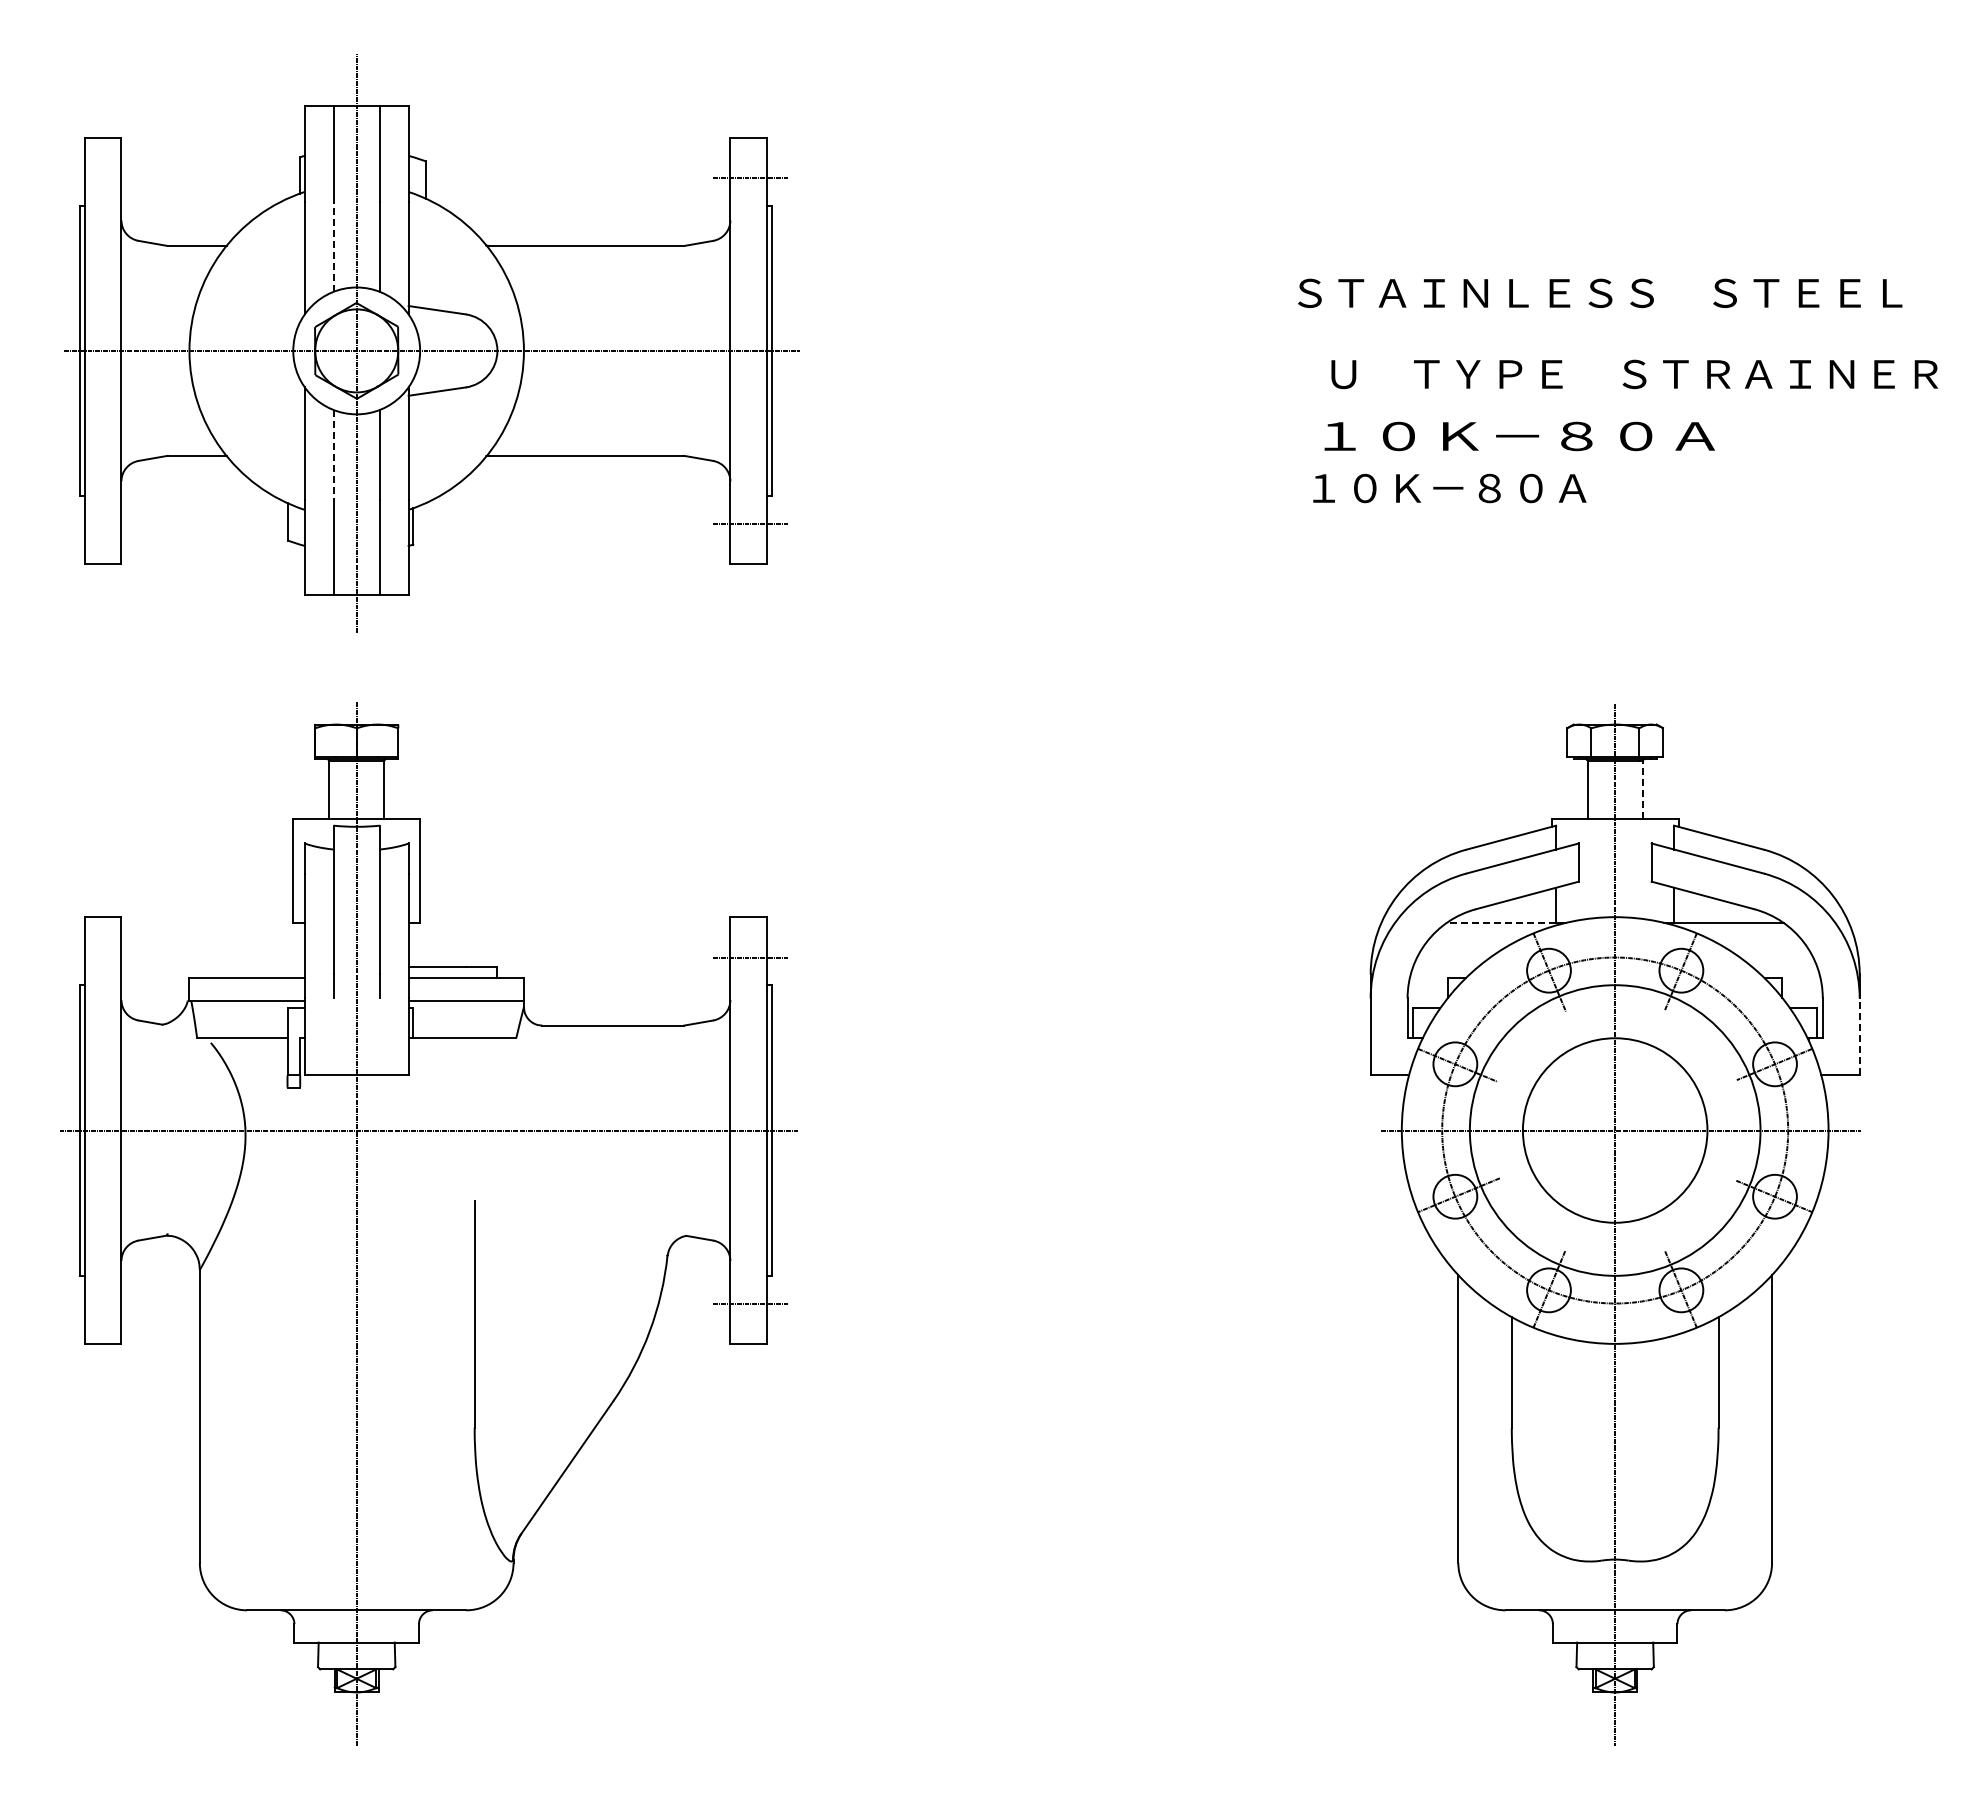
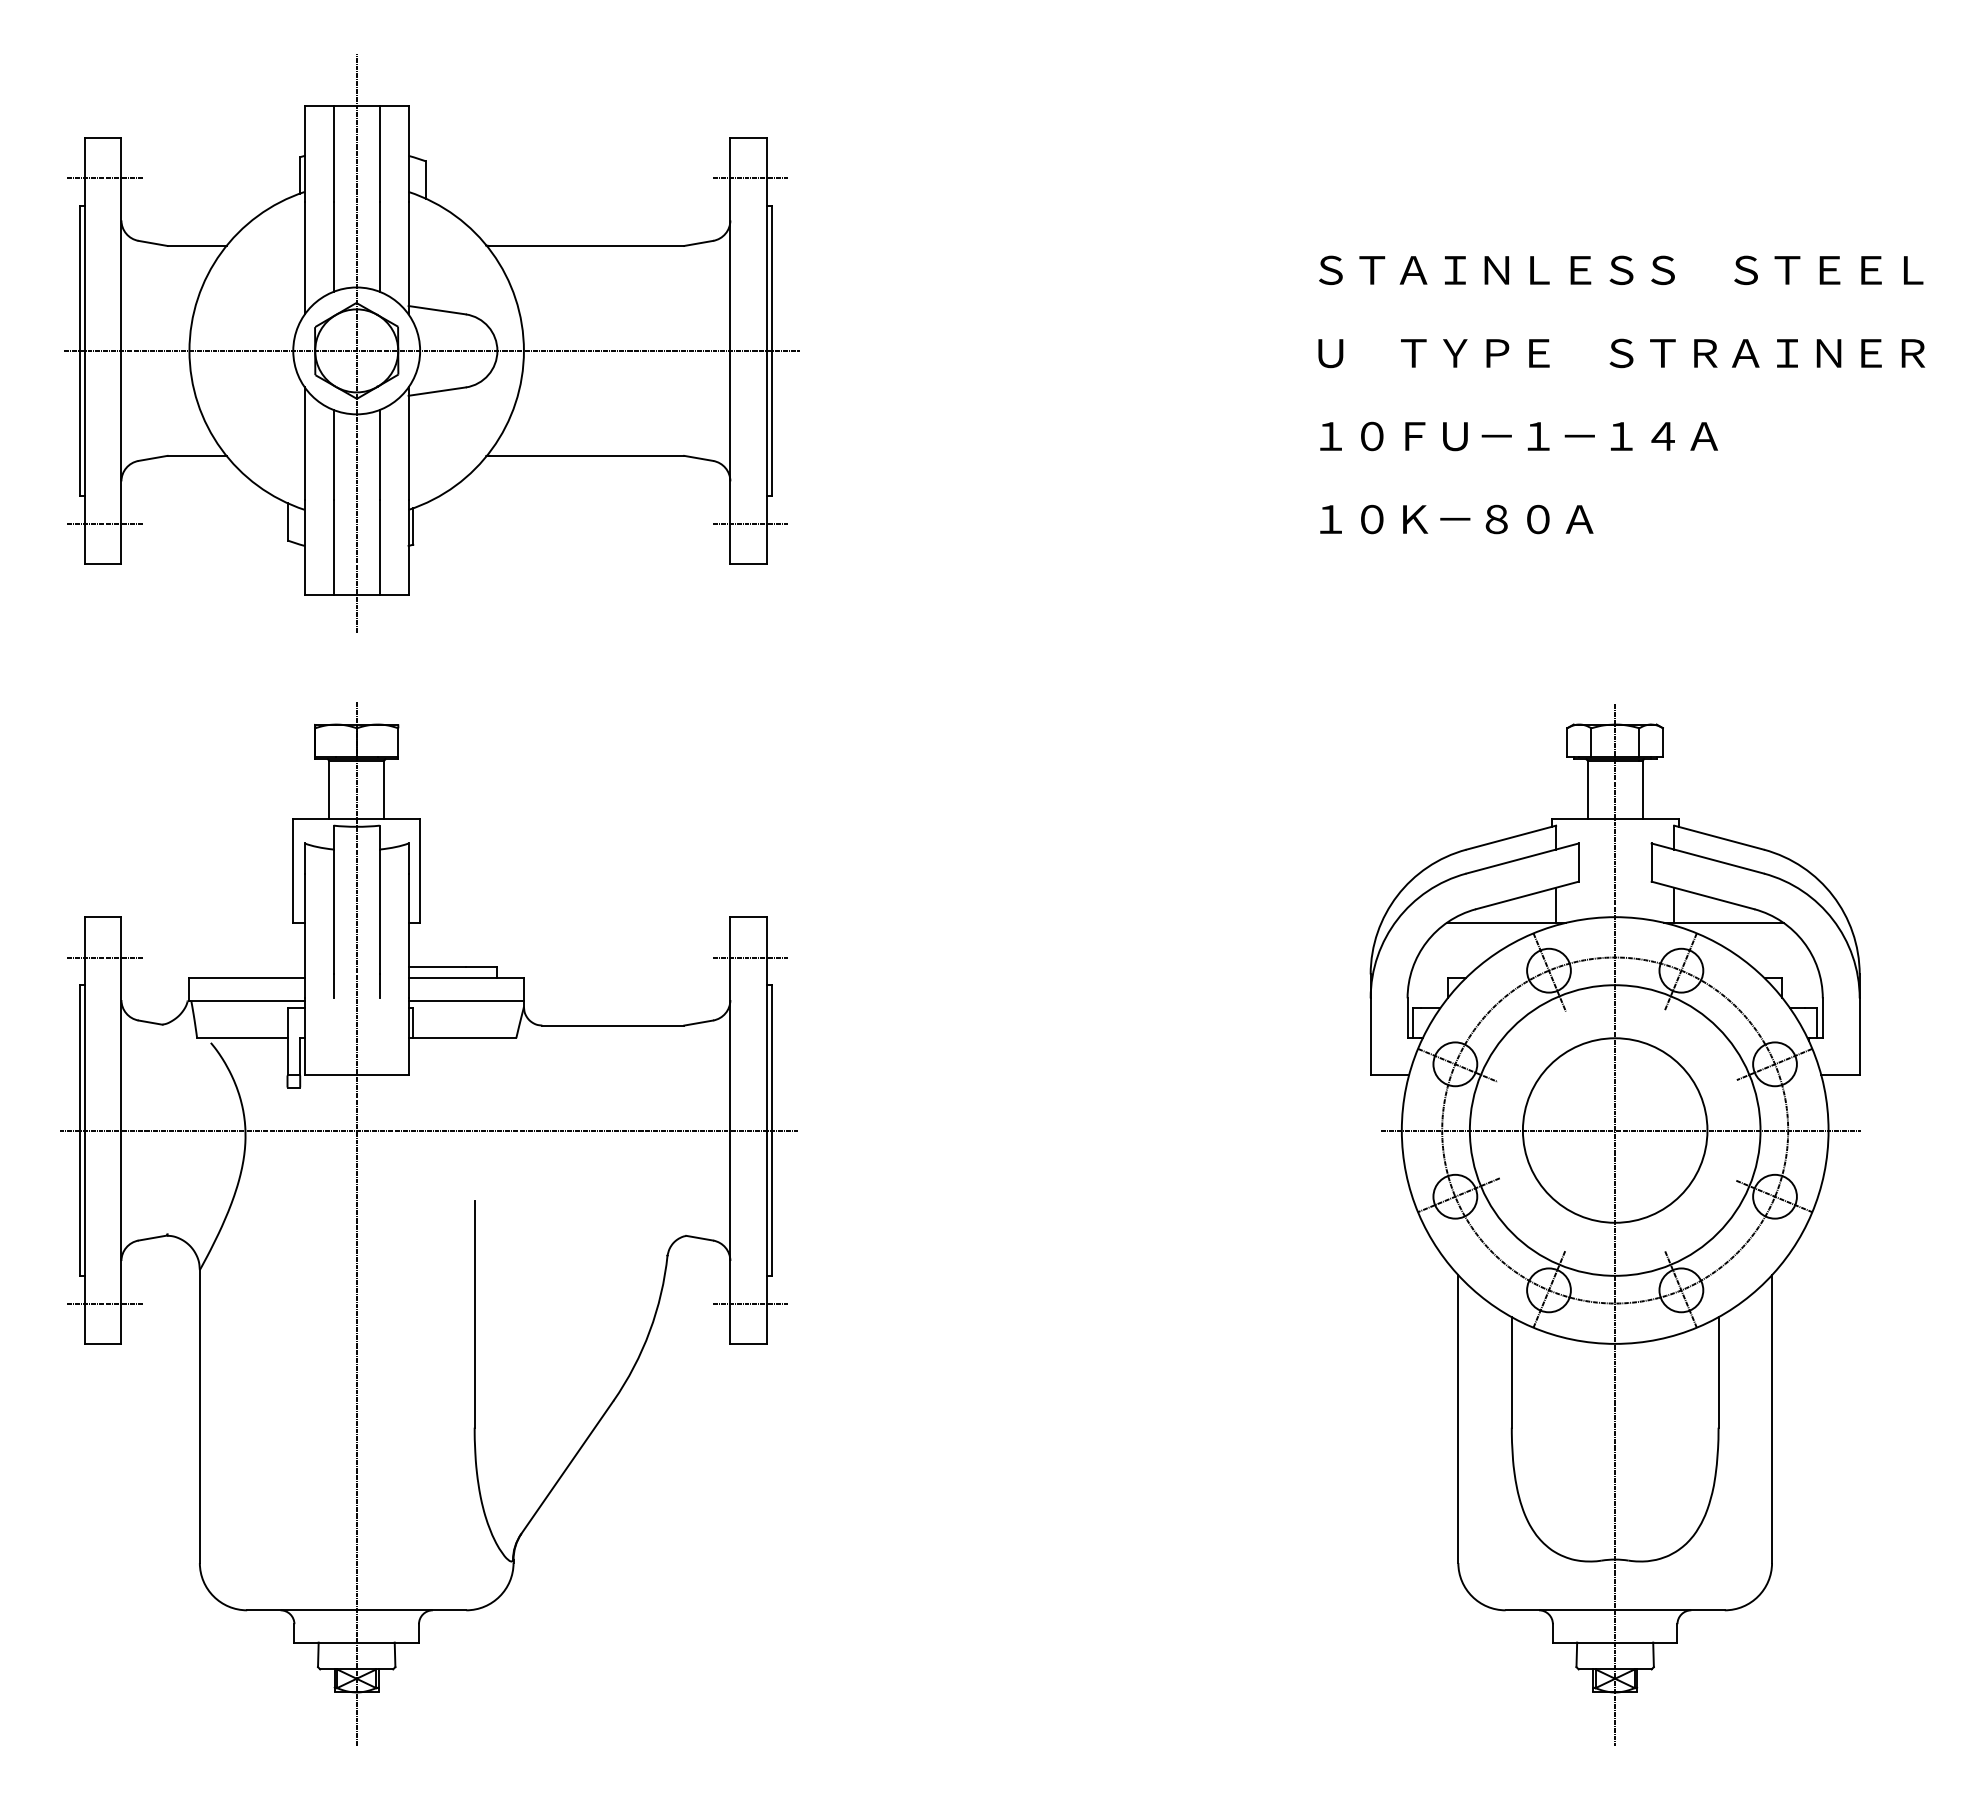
line: none -> present (104, 177)
line: dashed -> solid (333, 246)
text position: (1600, 293) -> (1621, 270) (1621, 270)
text position: (1634, 374) -> (1621, 353) (1621, 353)
text: １０Ｋ－８０Ａ -> １０ＦＵ－１－１４Ａ (1518, 436)
line: dashed -> solid (333, 454)
text position: (1449, 488) -> (1456, 519) (1456, 519)
line: none -> present (104, 523)
line: dashed -> solid (1642, 789)
line: dashed -> solid (1501, 922)
line: none -> present (104, 957)
line: dashed -> solid (1859, 1036)
line: none -> present (104, 1303)
